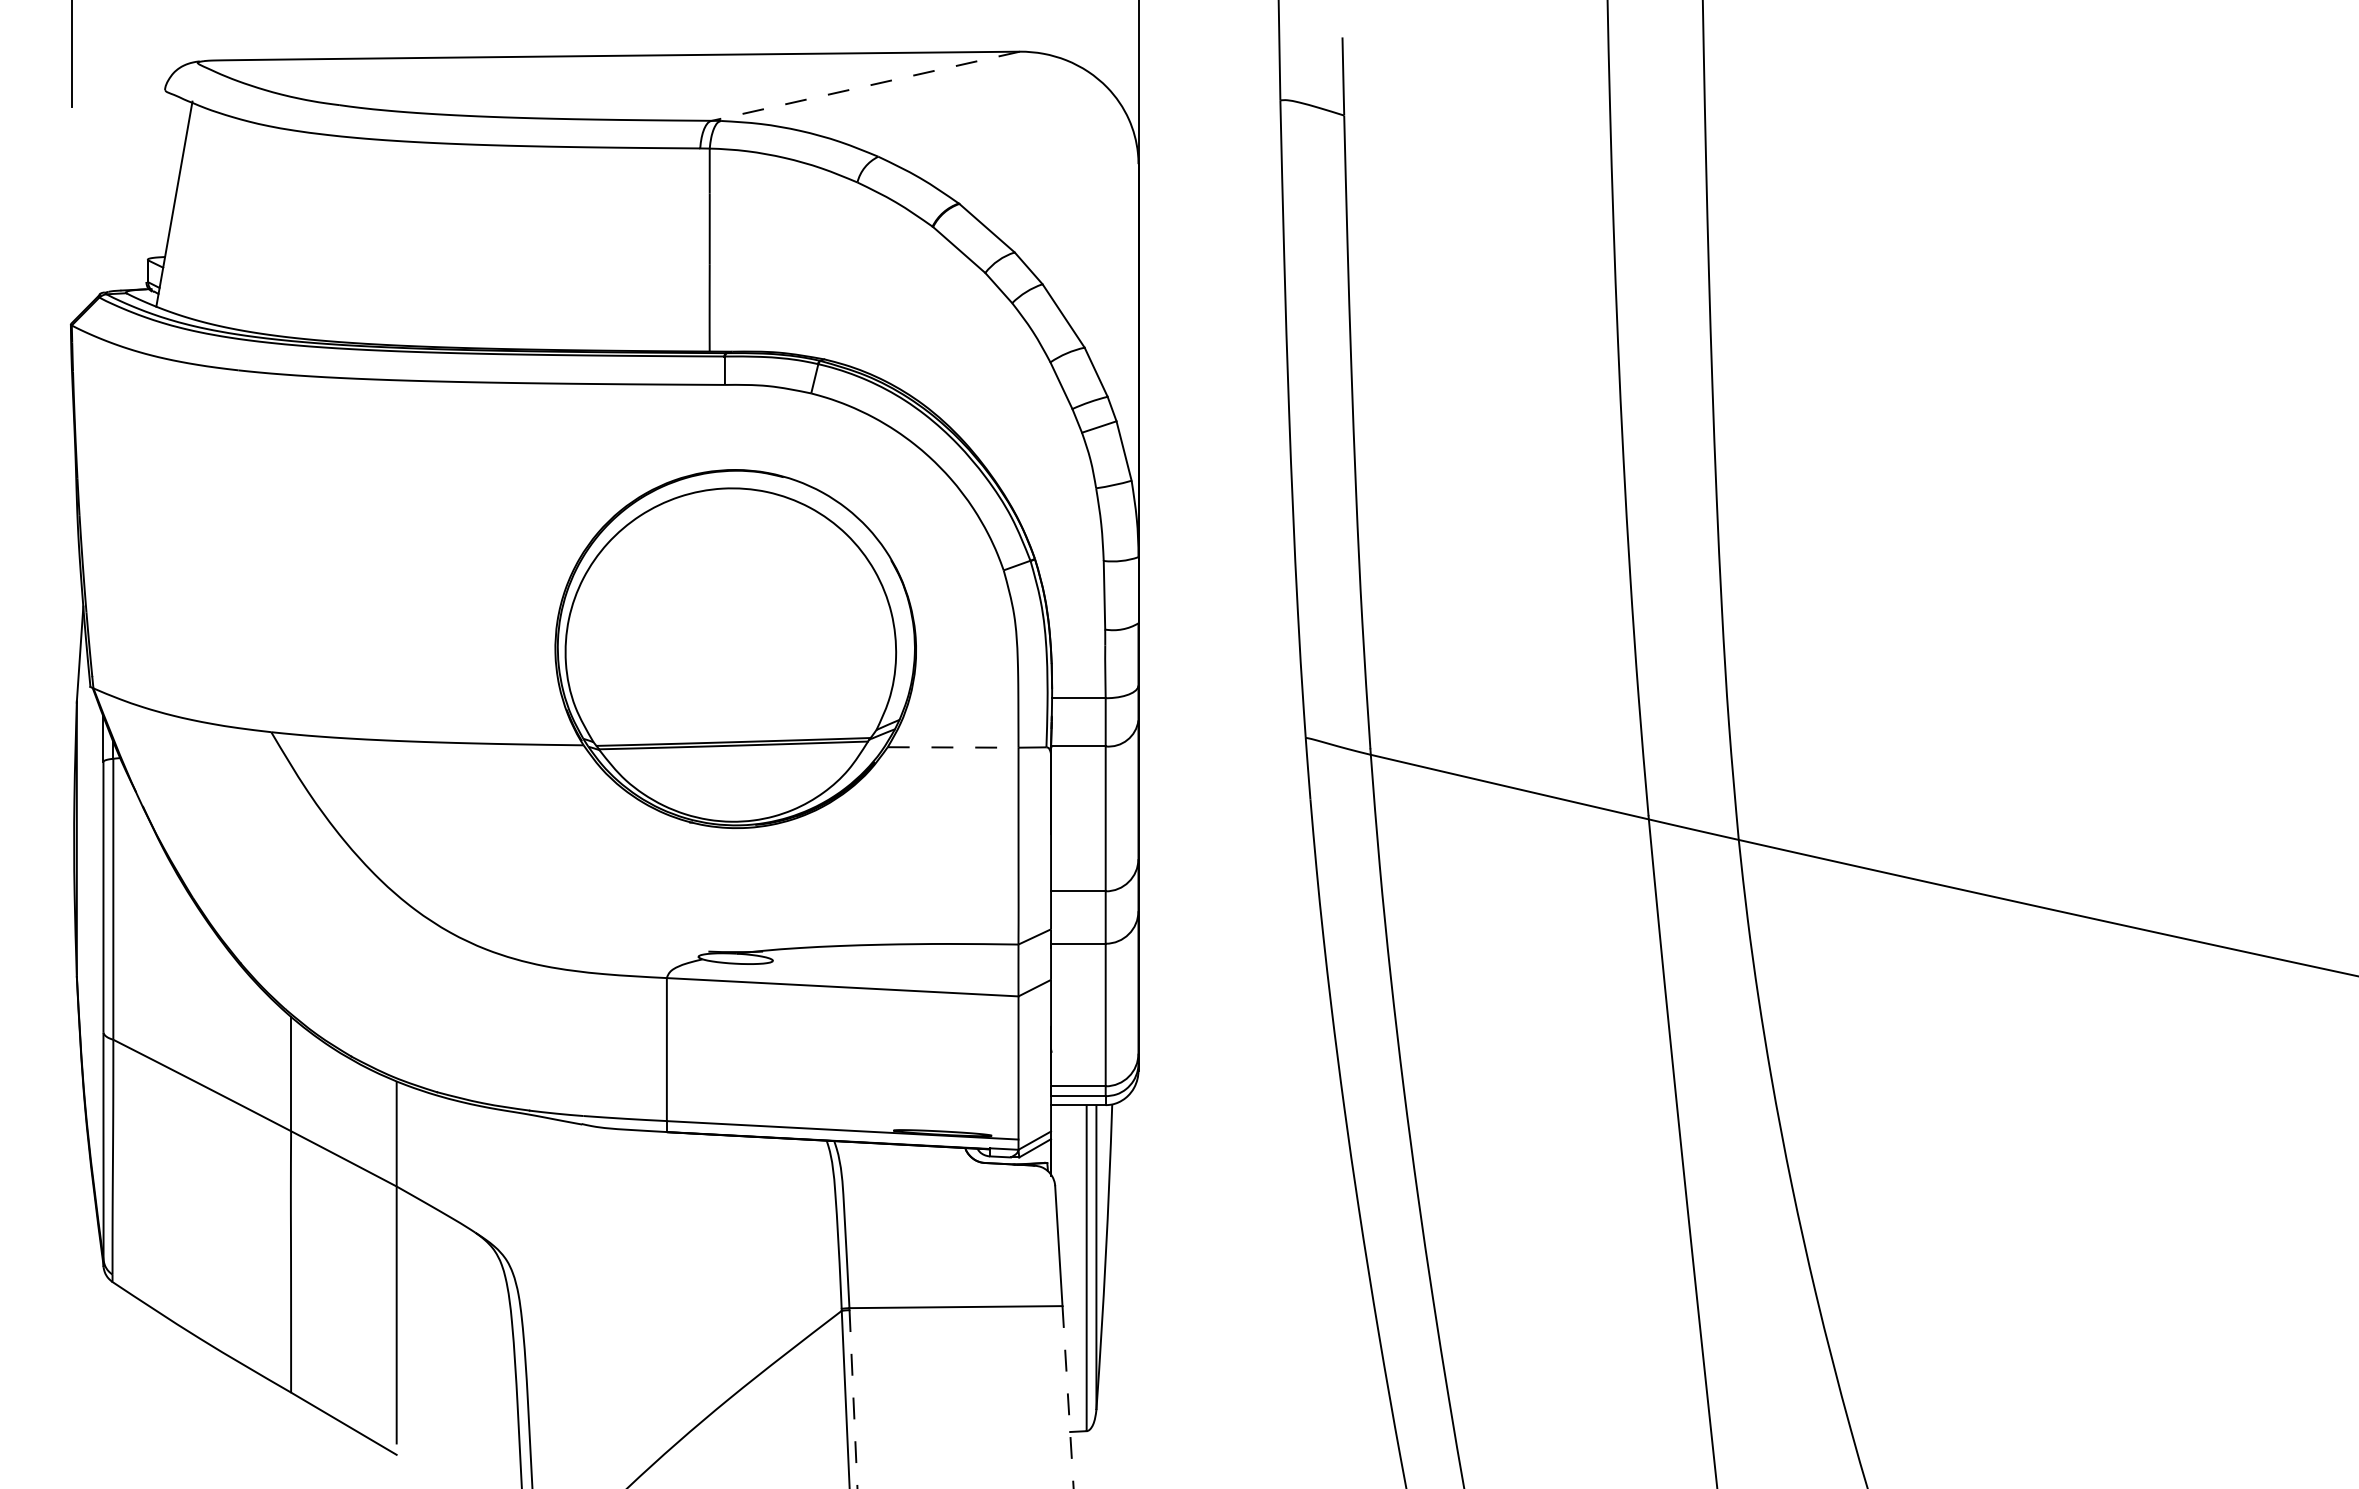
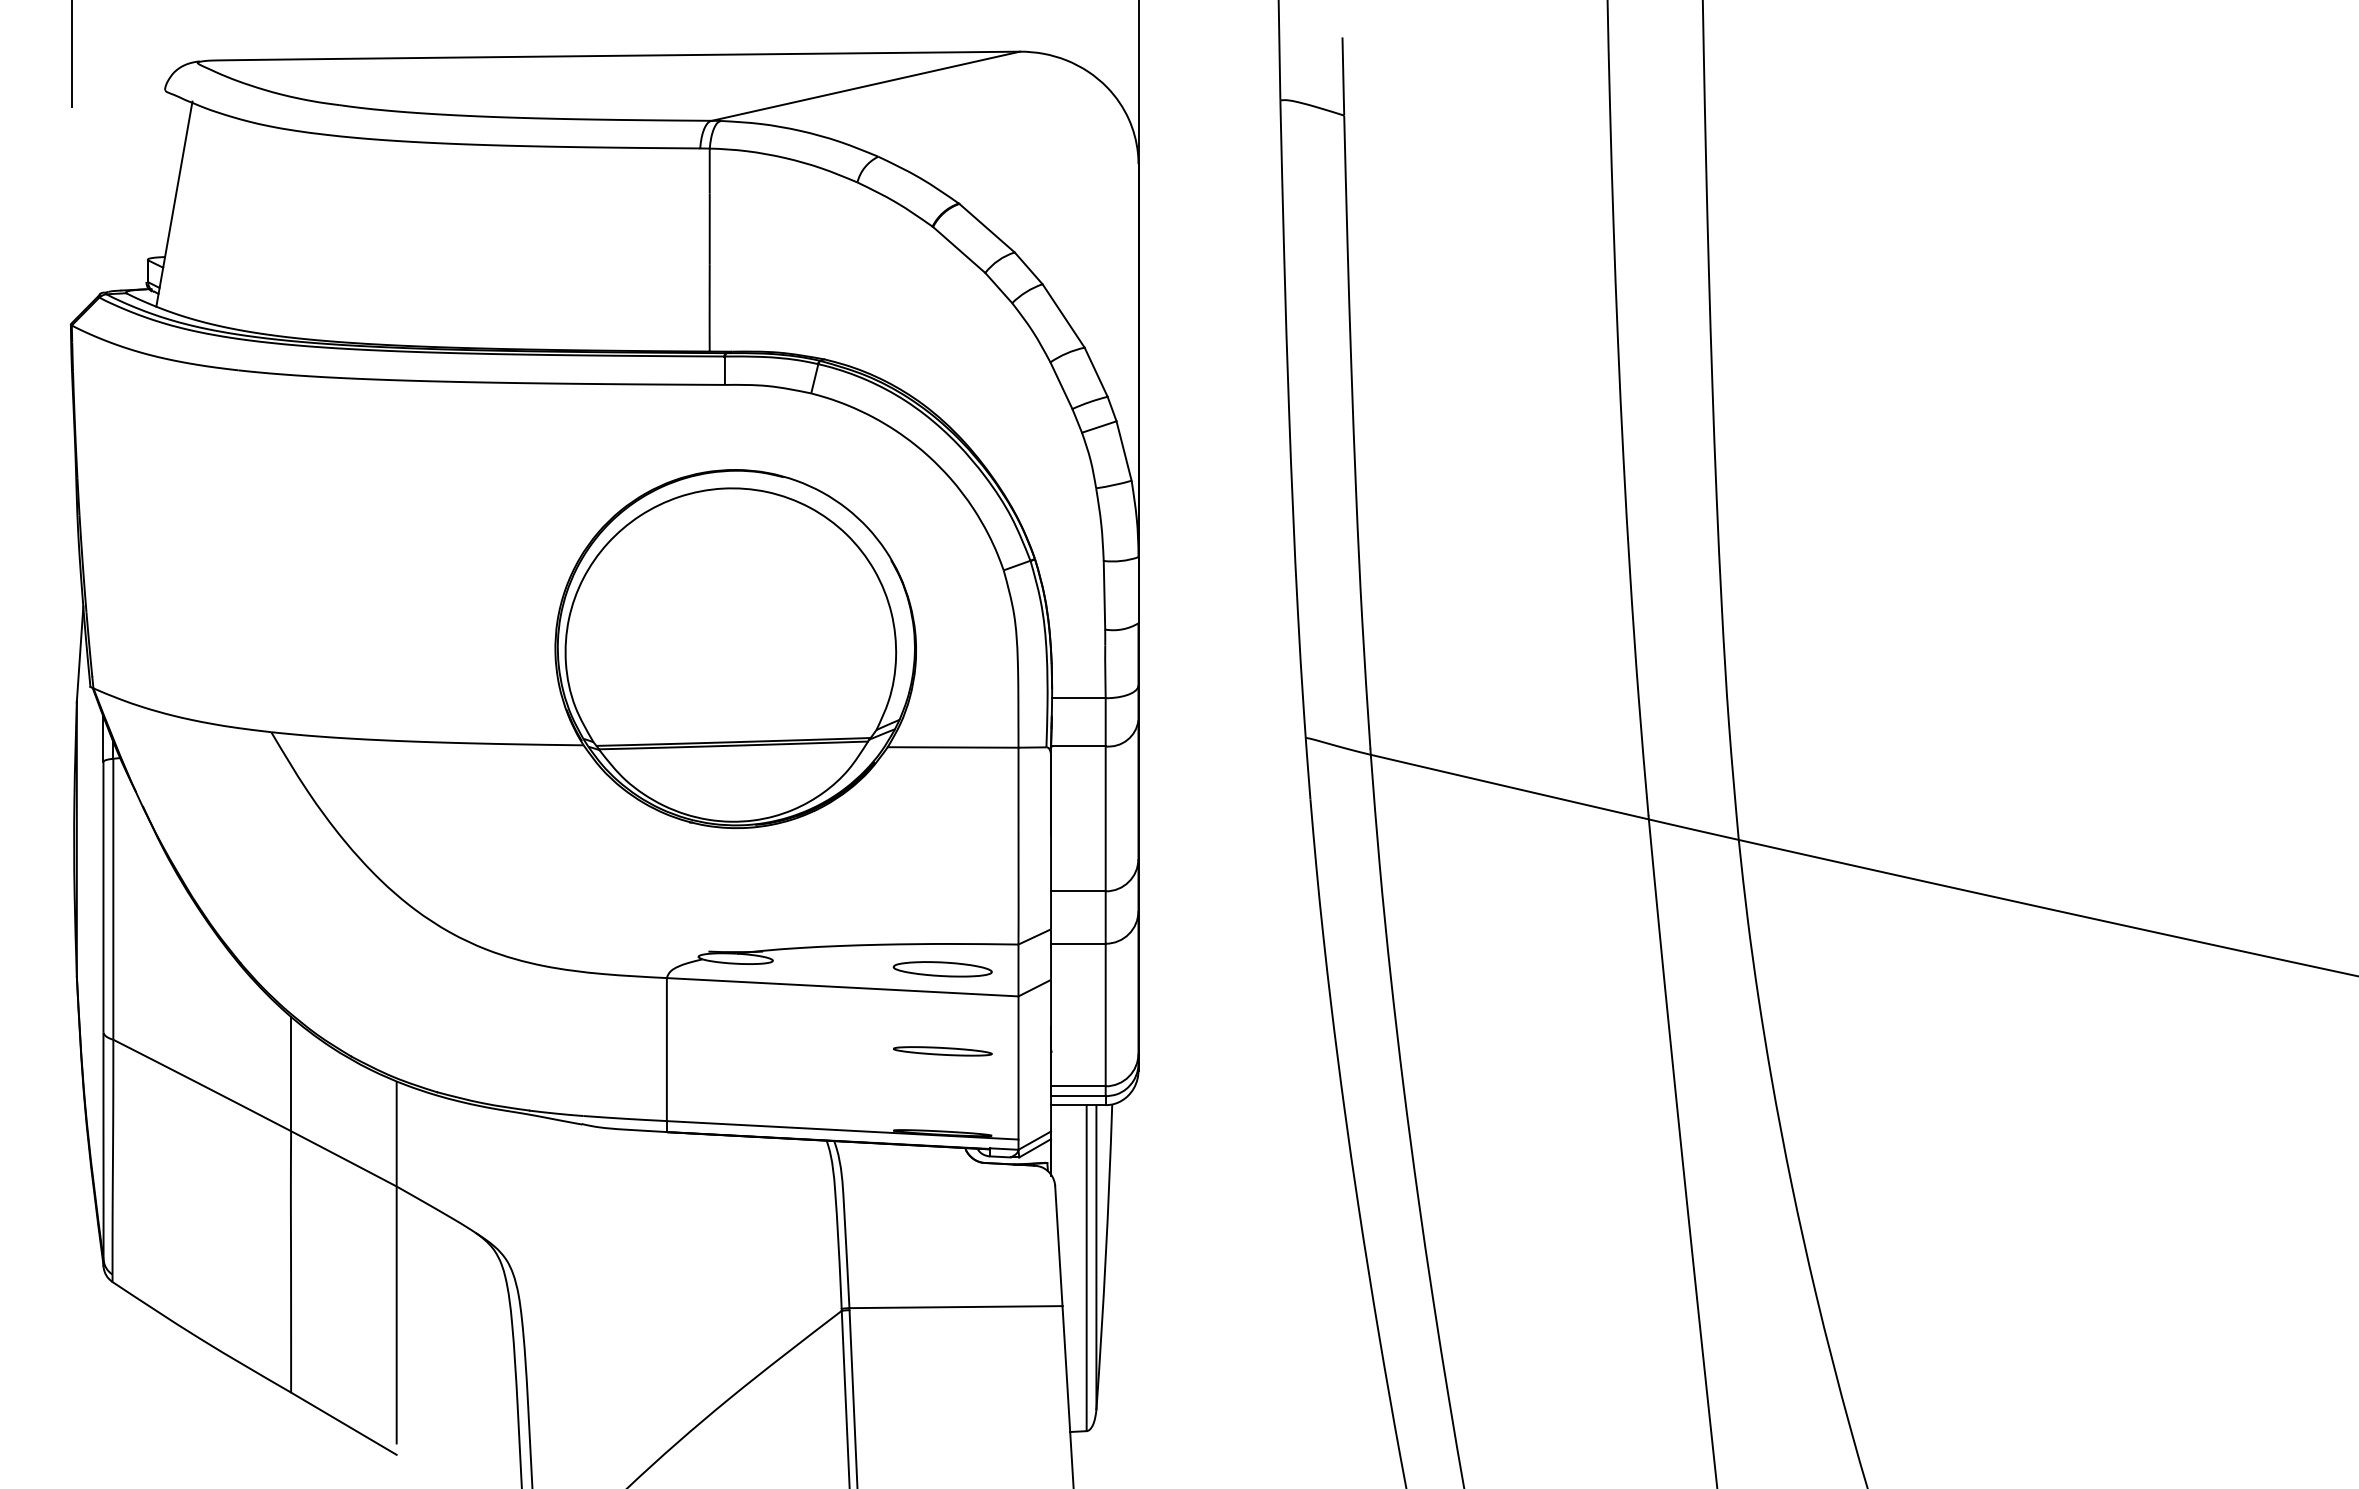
line: dashed -> solid (865, 86)
line: dashed -> solid (953, 747)
part: none -> present (942, 969)
part: none -> present (942, 1051)
line: dashed -> solid (1068, 1397)
line: dashed -> solid (853, 1399)
